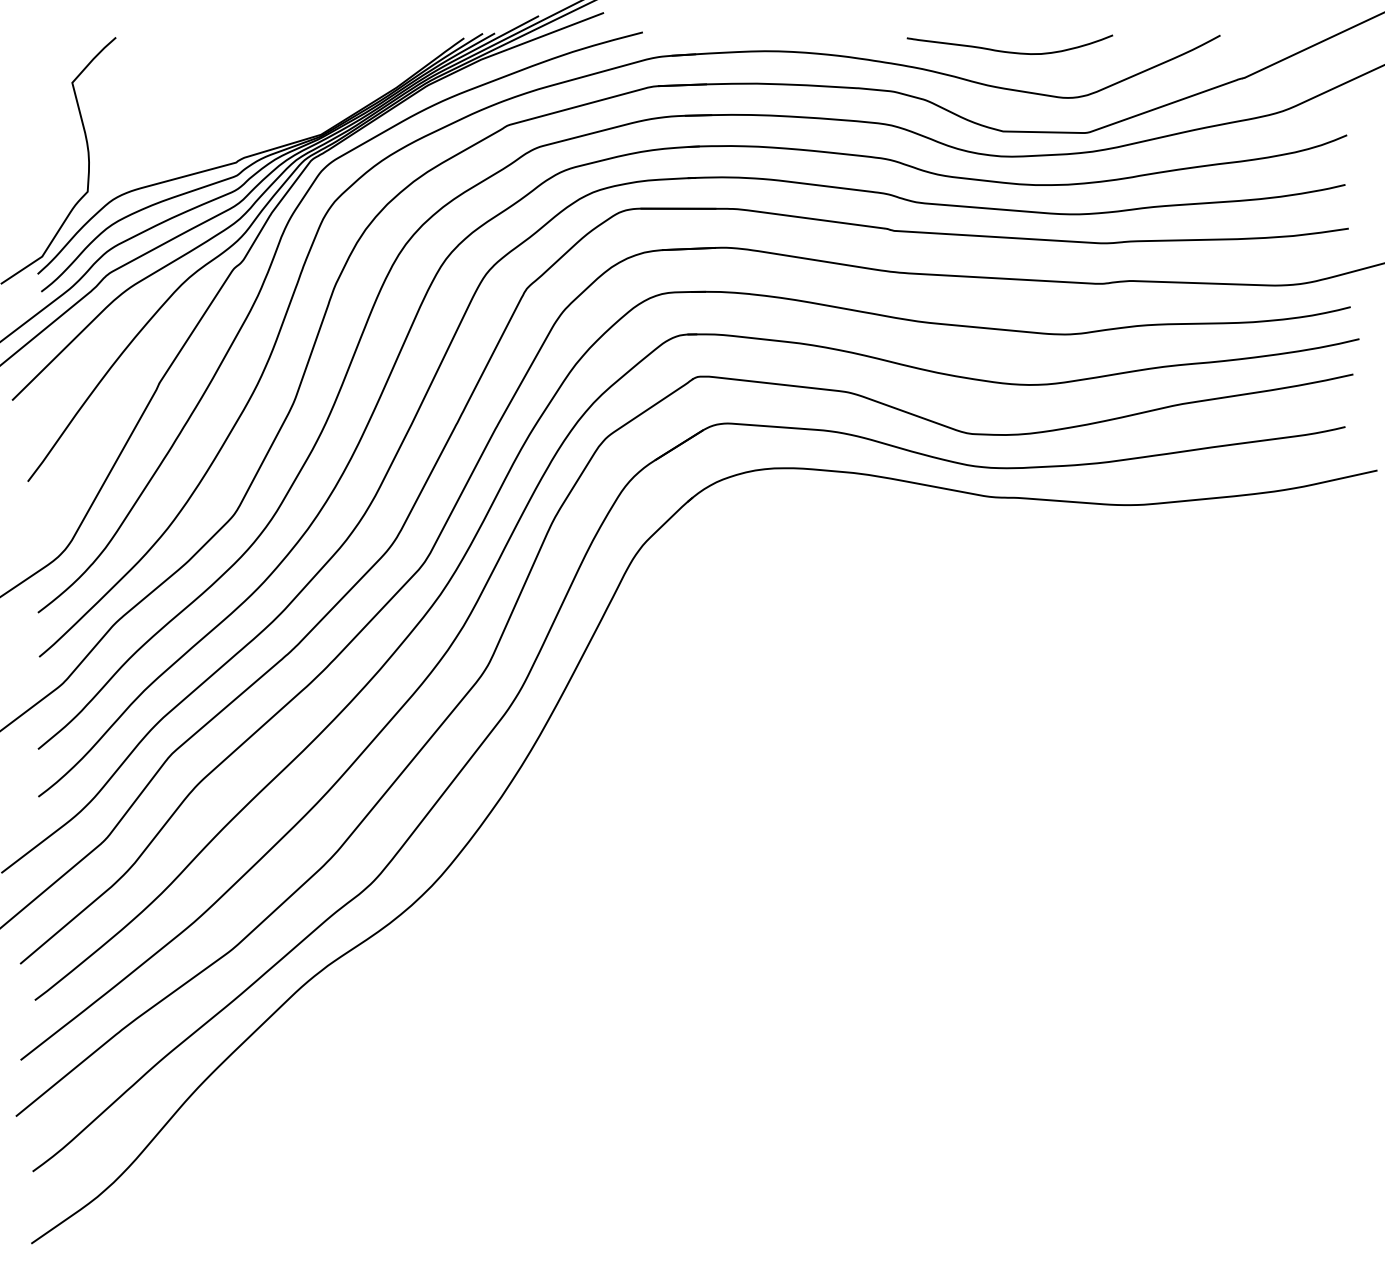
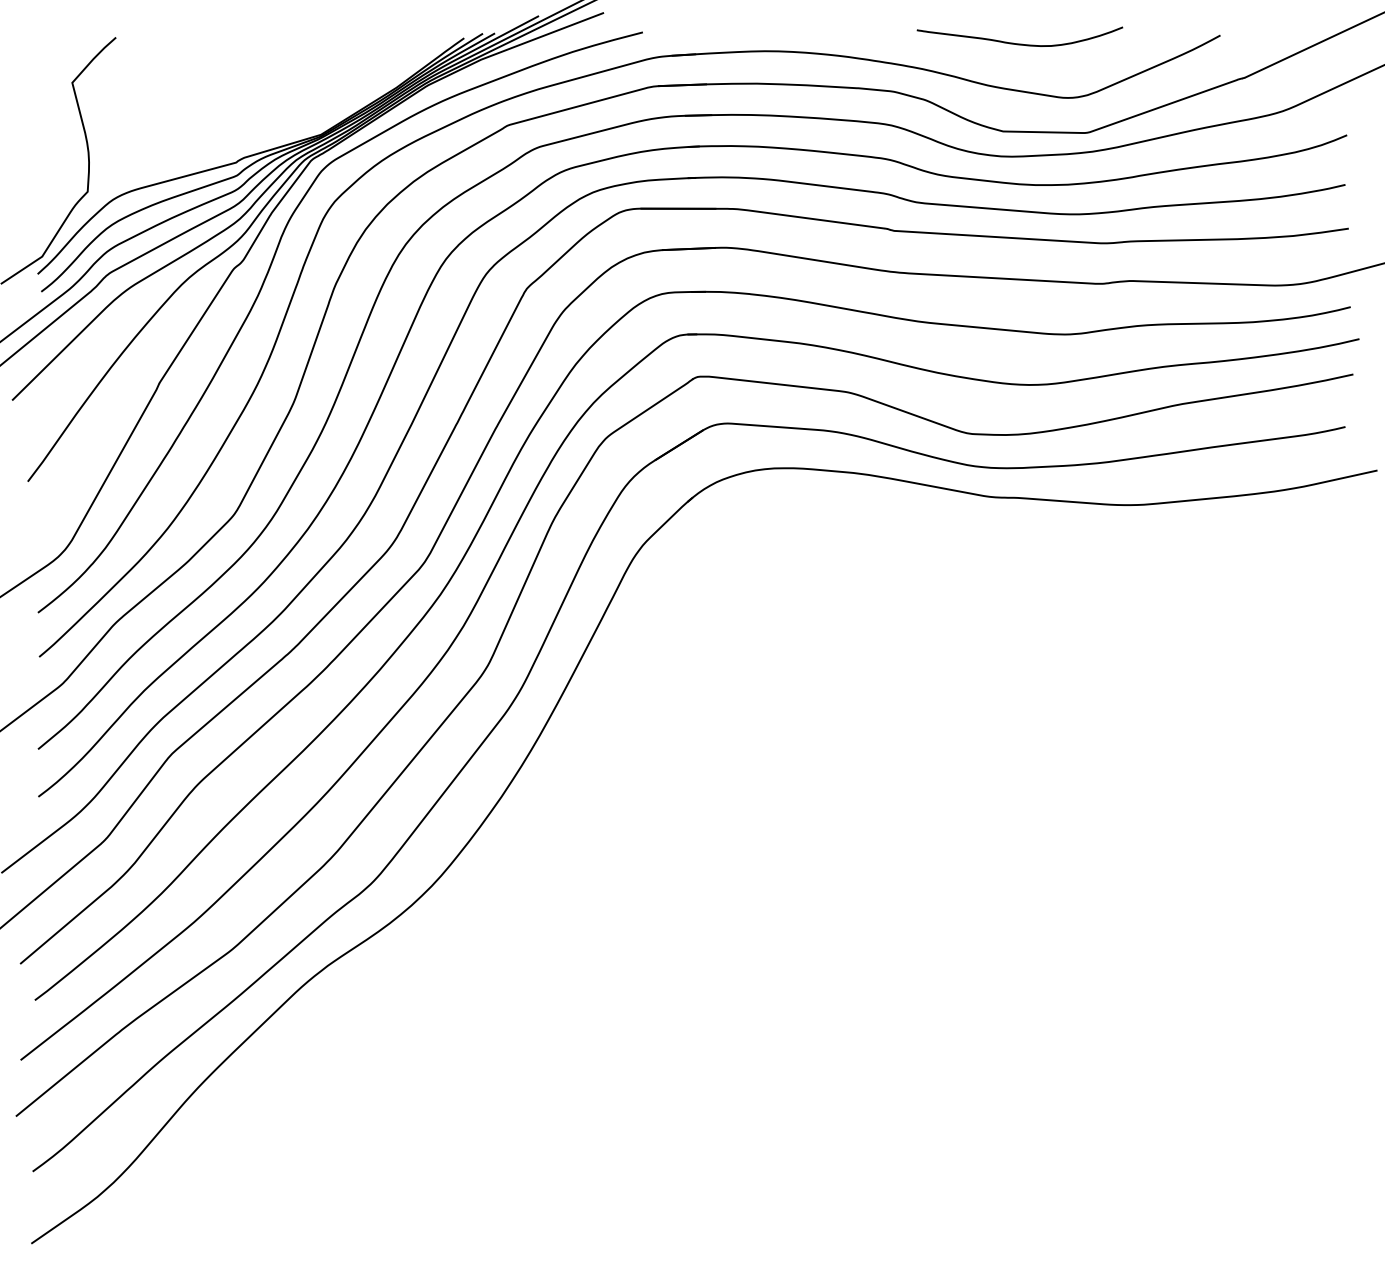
curve position: (1009, 51) -> (1019, 43) (1019, 43)
